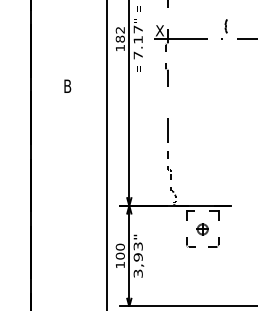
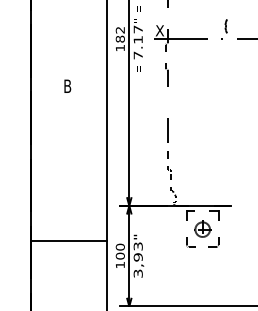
part size: 13x13 px -> 18x18 px (202, 228)
line: none -> present (68, 241)
